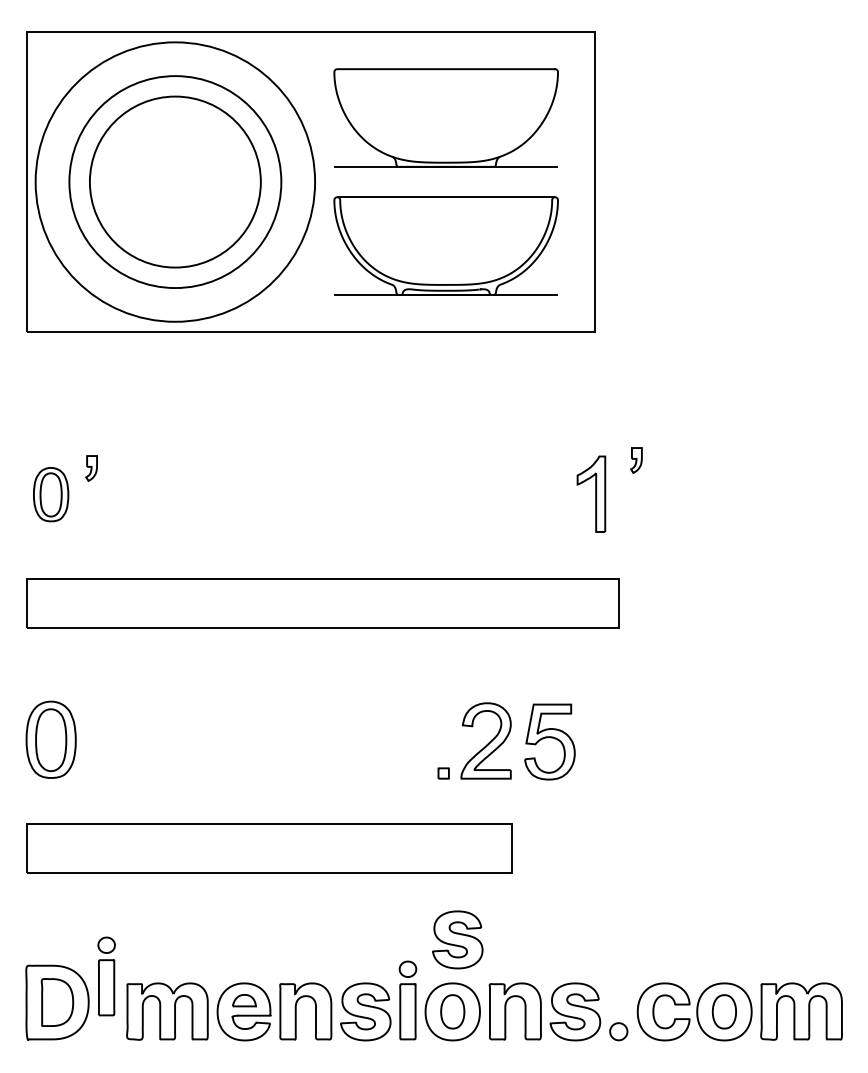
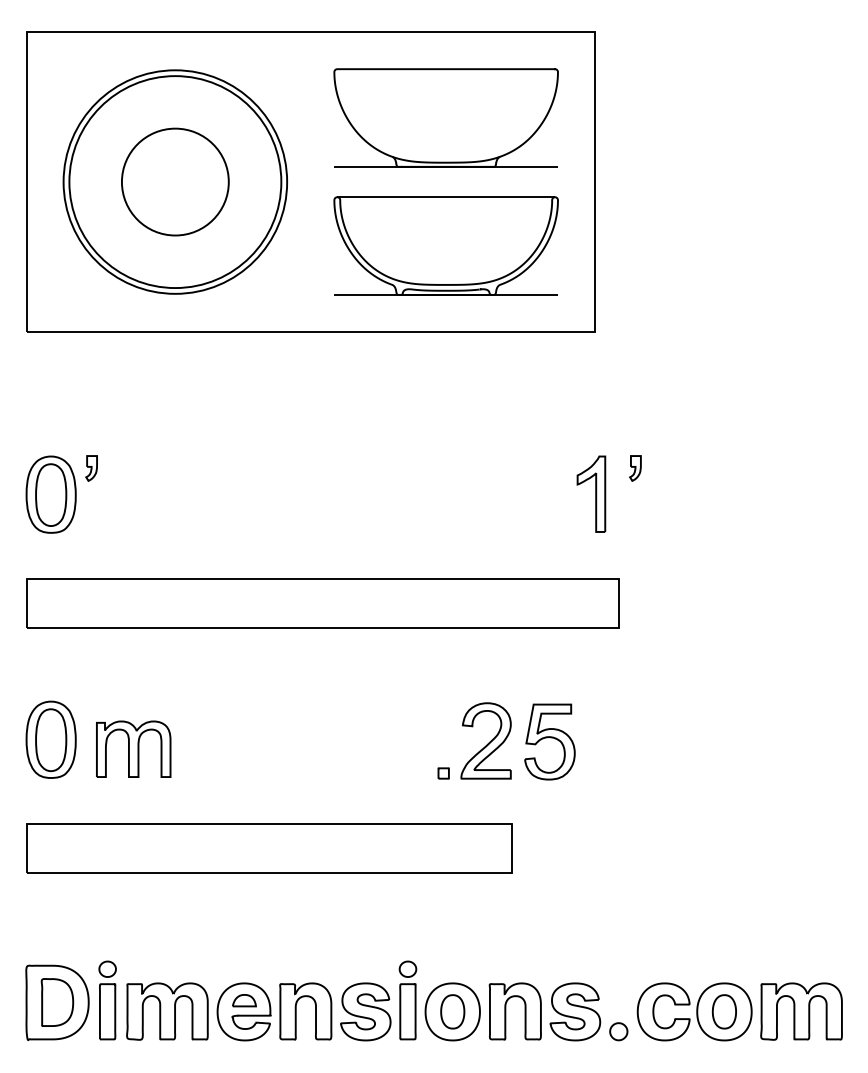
circle diameter: 171 px -> 107 px (174, 181)
circle diameter: 279 px -> 224 px (175, 181)
part position: (636, 460) -> (635, 468) (635, 468)
part size: 37x56 px -> 52x79 px (50, 494)
part: none -> present (133, 748)
part: present -> none (457, 939)
part position: (106, 976) -> (107, 1000) (107, 1000)
